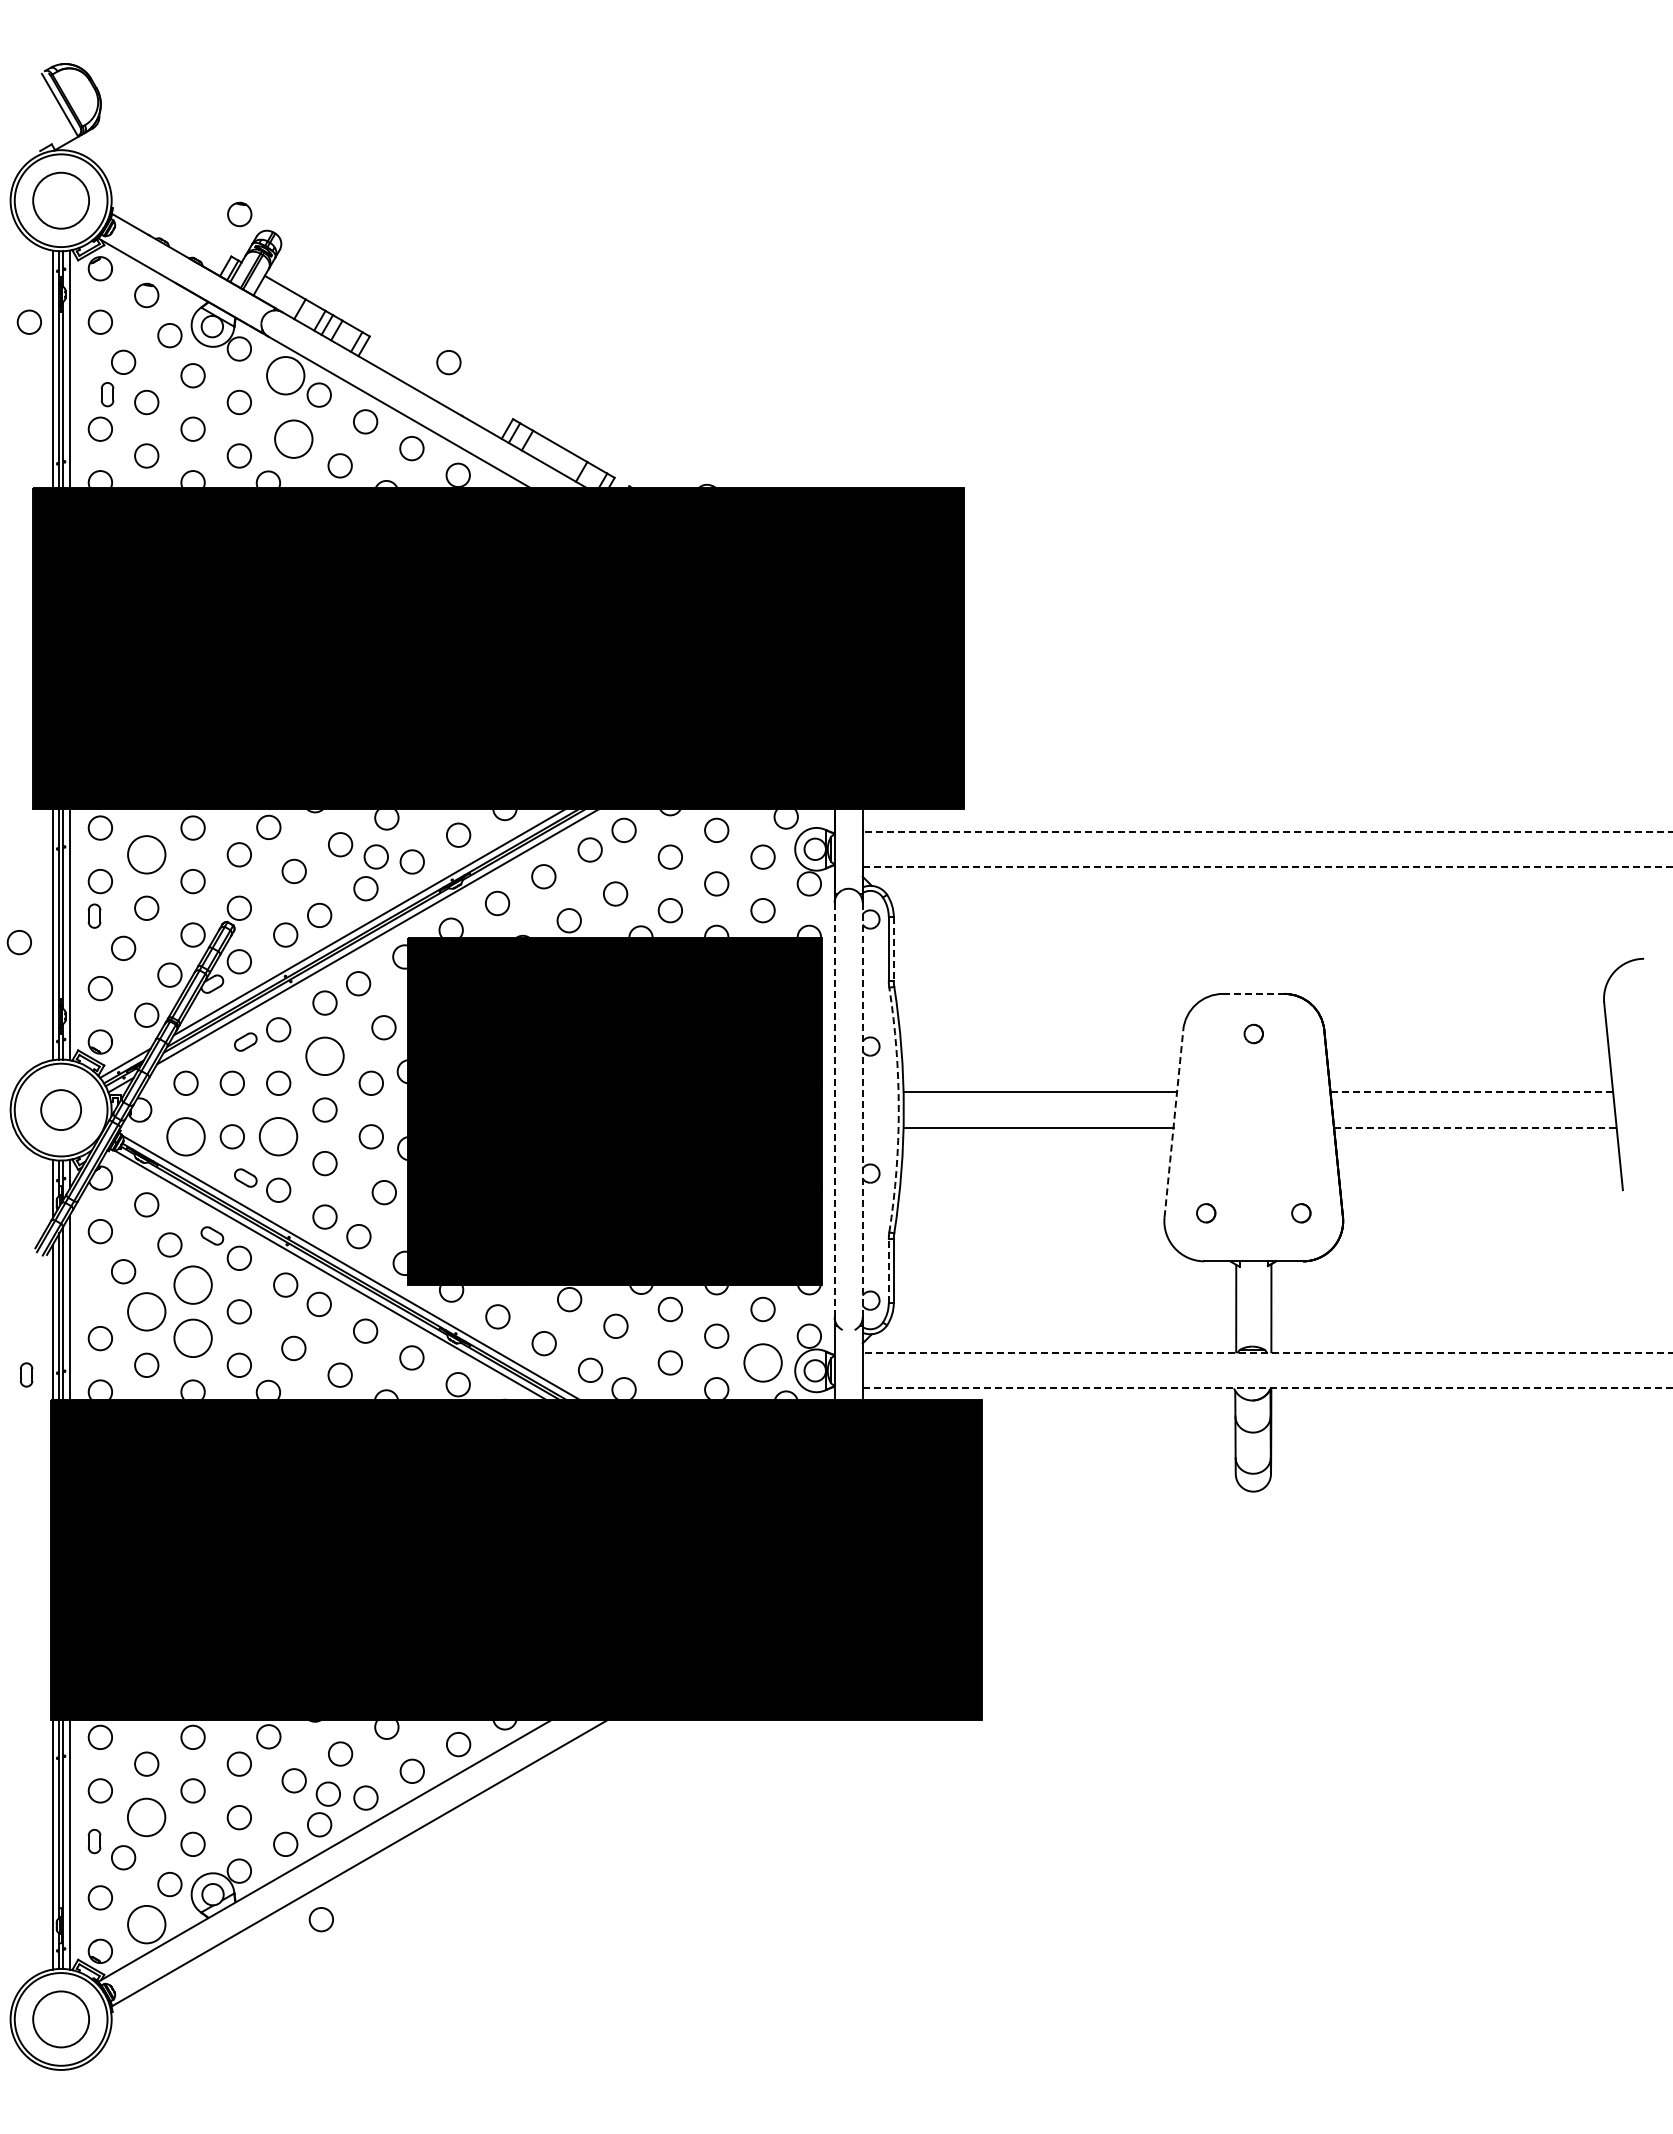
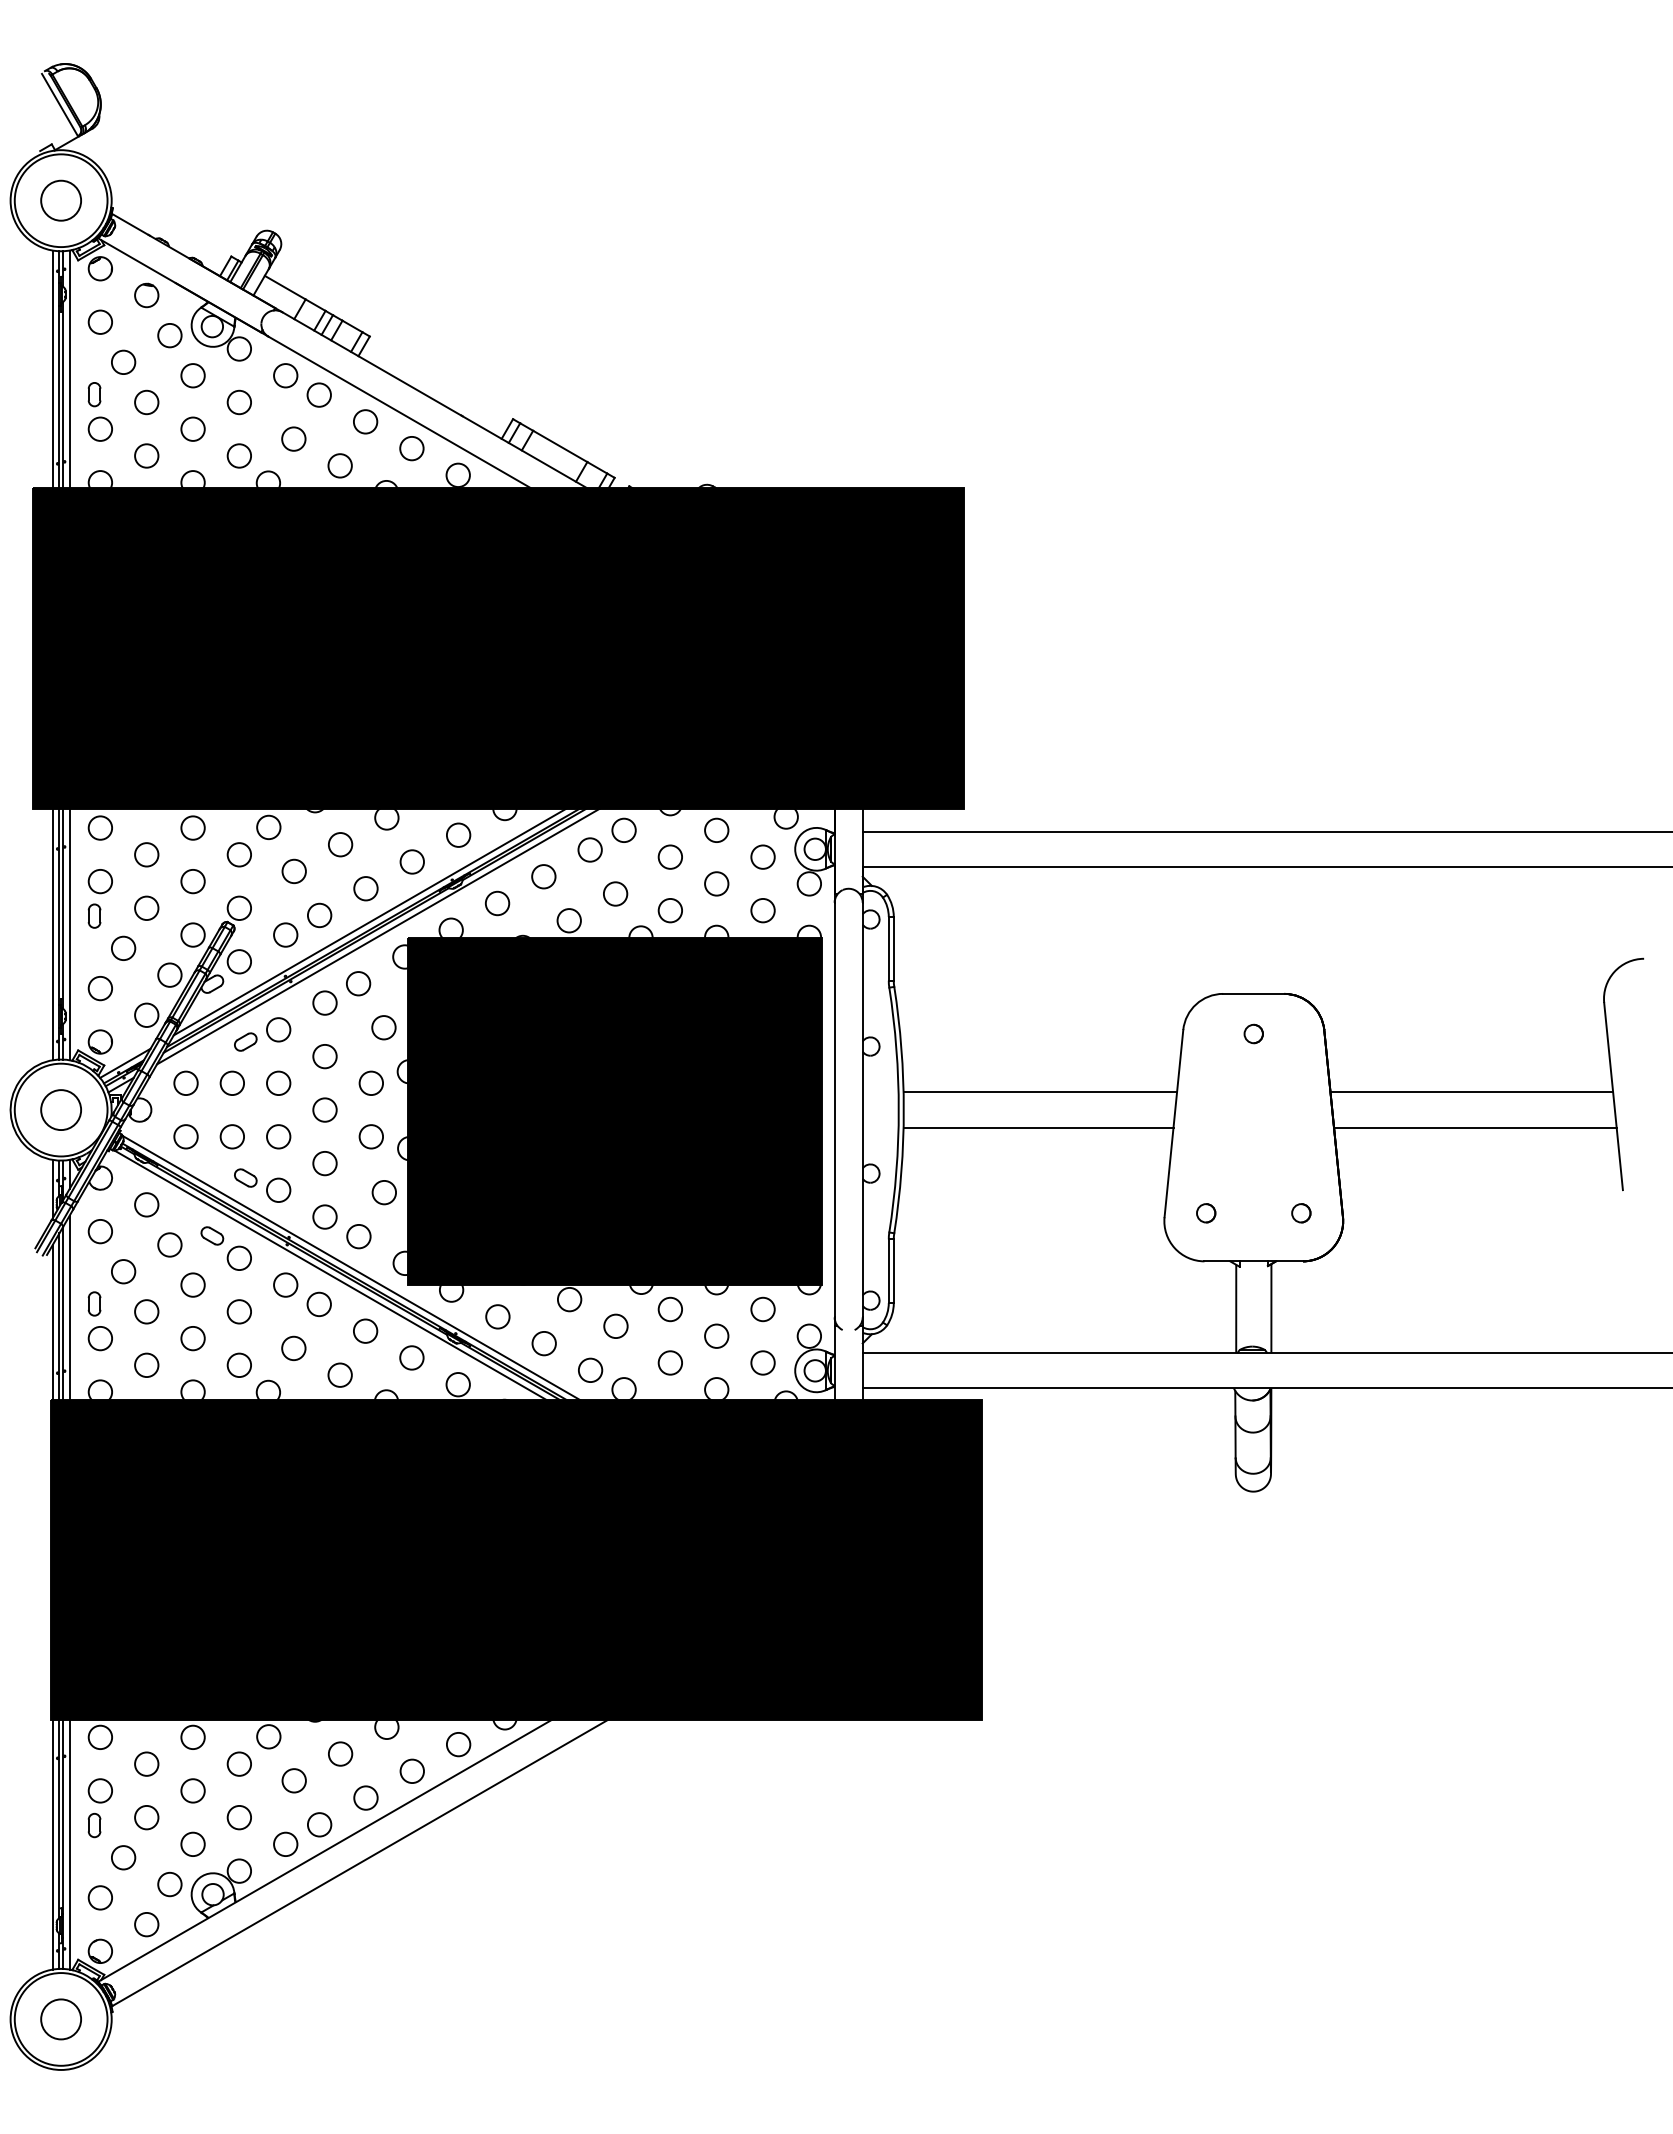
circle diameter: 56 px -> 40 px (61, 200)
part: present -> none (239, 214)
circle: present -> none (28, 321)
circle: present -> none (448, 362)
circle diameter: 37 px -> 23 px (285, 375)
part position: (107, 394) -> (94, 394) (94, 394)
circle size: 40x40 px -> 26x26 px (293, 438)
line: dashed -> solid (1267, 831)
circle diameter: 37 px -> 23 px (146, 854)
circle: present -> none (375, 856)
line: dashed -> solid (1267, 866)
circle: present -> none (18, 942)
line: dashed -> solid (893, 948)
line: dashed -> solid (1253, 993)
circle size: 40x40 px -> 26x26 px (324, 1056)
line: dashed -> solid (1471, 1092)
line: dashed -> solid (862, 1109)
line: dashed -> solid (834, 1110)
arc: dashed -> solid (898, 1110)
line: dashed -> solid (1173, 1123)
line: dashed -> solid (1475, 1127)
circle diameter: 37 px -> 23 px (185, 1136)
circle size: 41x40 px -> 26x26 px (278, 1136)
line: dashed -> solid (888, 1271)
circle size: 40x40 px -> 26x26 px (192, 1284)
circle diameter: 37 px -> 23 px (146, 1311)
circle size: 40x40 px -> 26x26 px (192, 1338)
line: dashed -> solid (1267, 1353)
circle size: 40x40 px -> 26x26 px (762, 1362)
part position: (26, 1374) -> (94, 1303) (94, 1303)
line: dashed -> solid (1267, 1388)
circle: present -> none (327, 1793)
circle size: 40x41 px -> 26x26 px (146, 1817)
part position: (94, 1841) -> (94, 1825) (94, 1825)
circle: present -> none (320, 1919)
circle diameter: 37 px -> 23 px (146, 1924)
circle diameter: 56 px -> 40 px (61, 2019)
